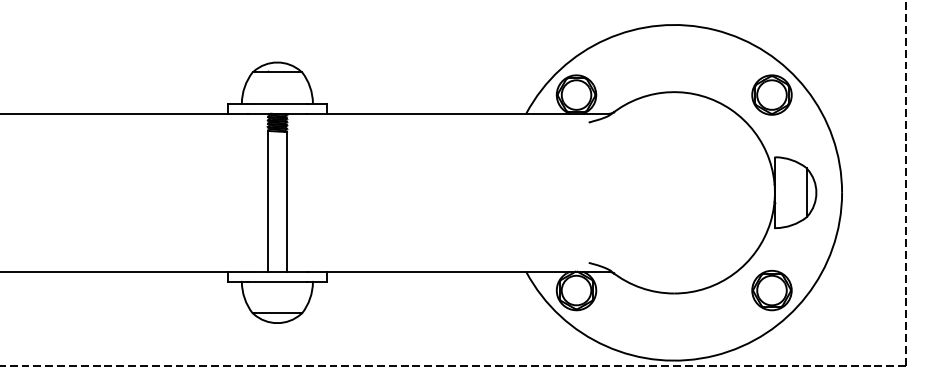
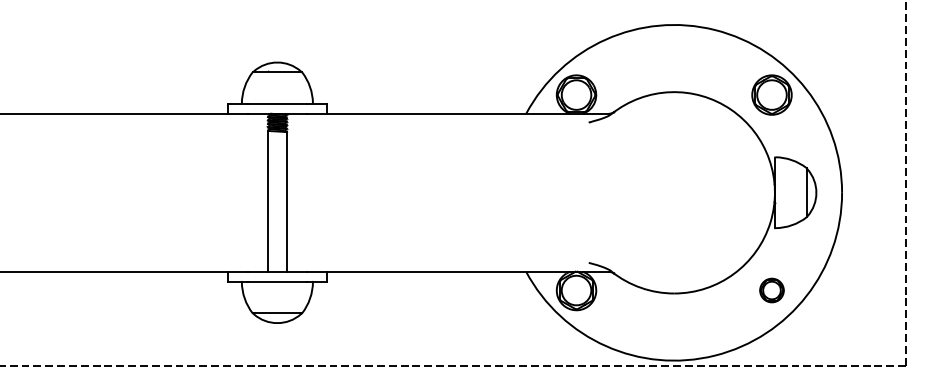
part size: 42x43 px -> 26x27 px (771, 290)
